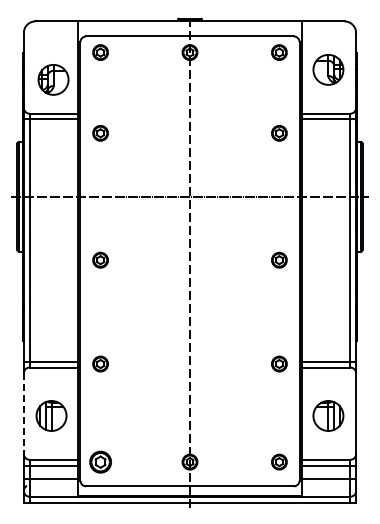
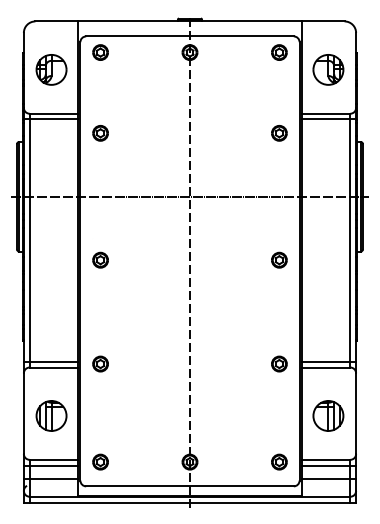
part position: (53, 79) -> (51, 69) (51, 69)
line: dashed -> solid (23, 414)
part size: 23x24 px -> 17x18 px (100, 461)
